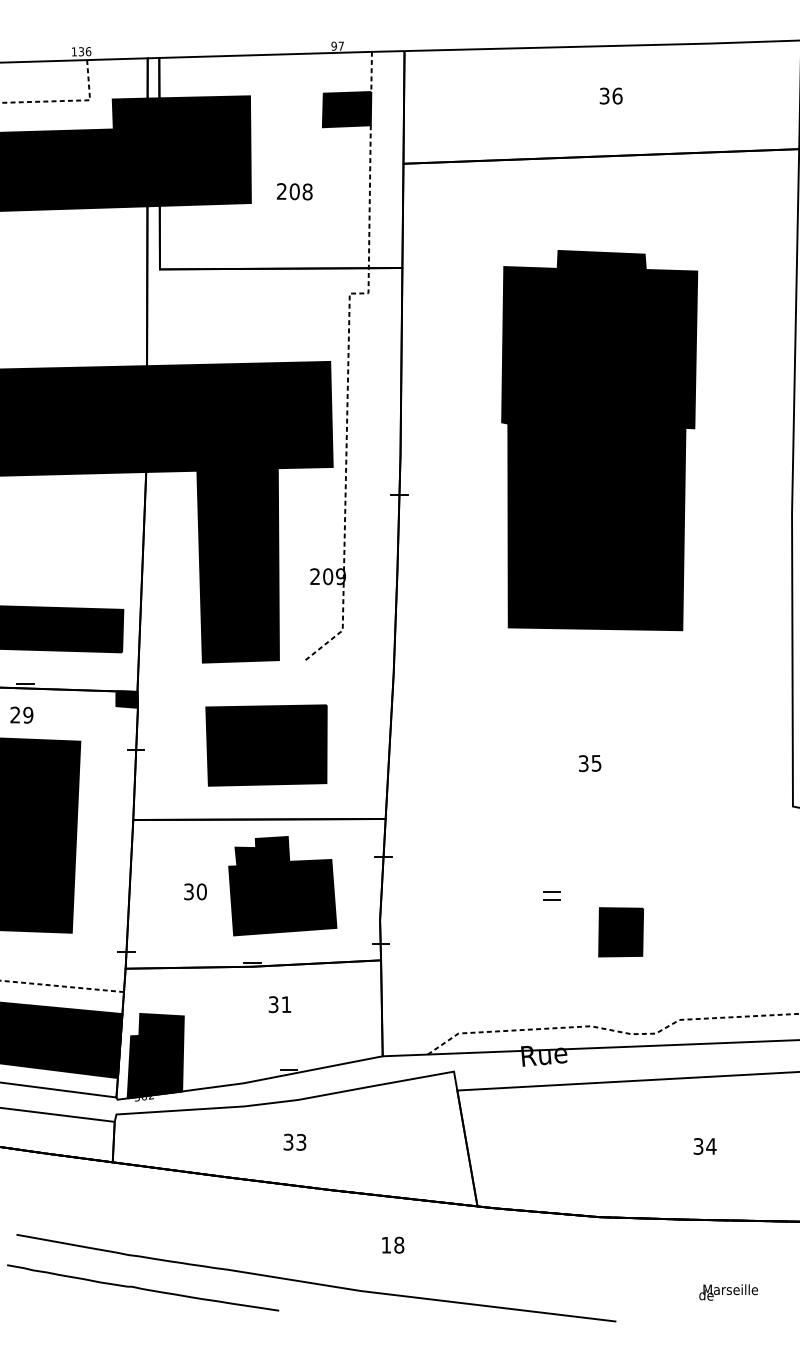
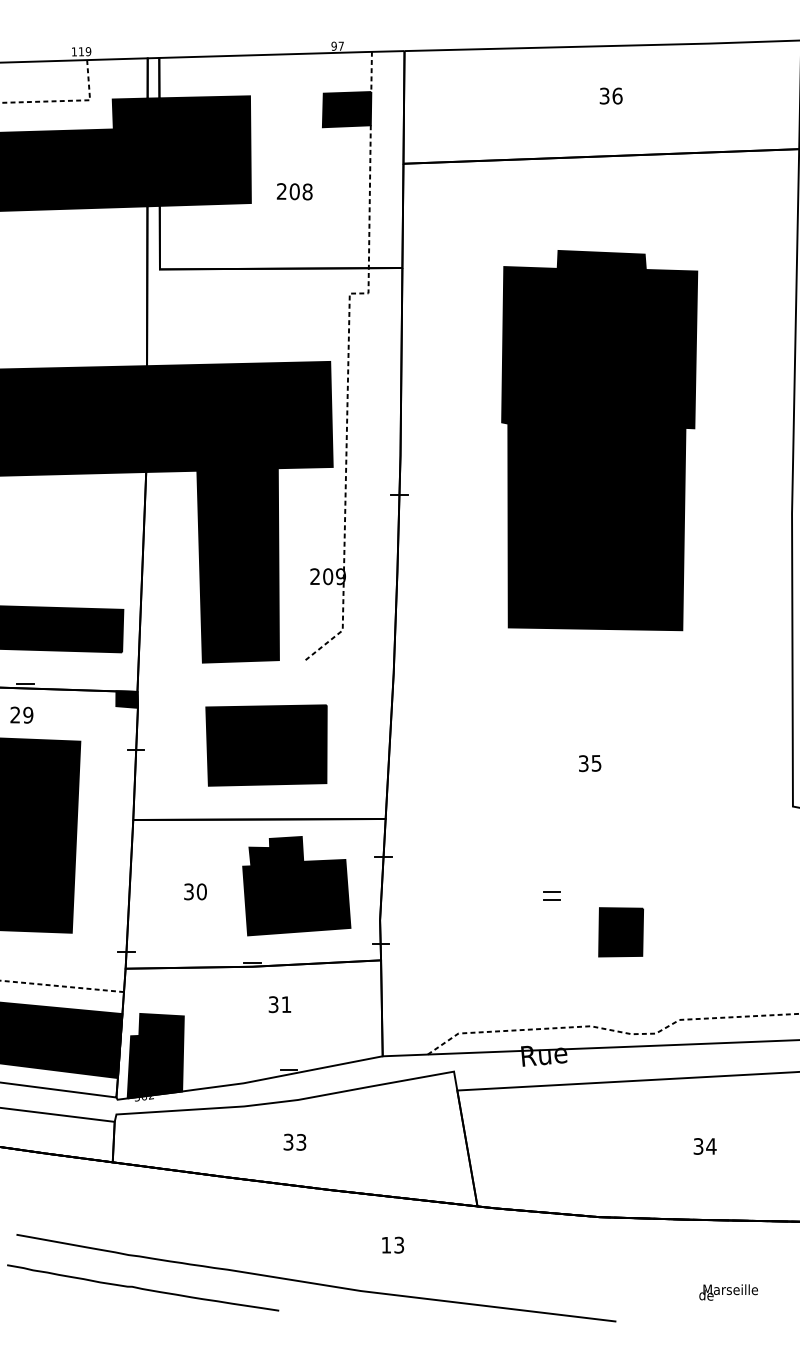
text: 136 -> 119 (84, 51)
part position: (282, 886) -> (296, 886) (296, 886)
text: 18 -> 13 (399, 1244)
